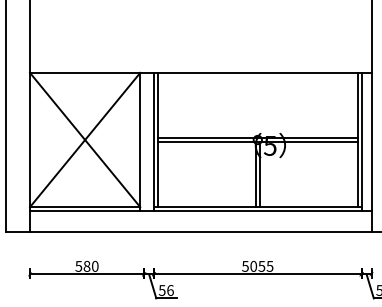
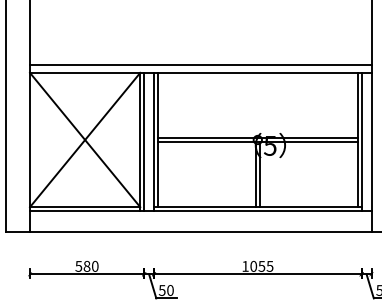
line: none -> present (200, 65)
line: none -> present (144, 141)
text: 5055 -> 1055 (245, 266)
text: 56 -> 50 (170, 290)
